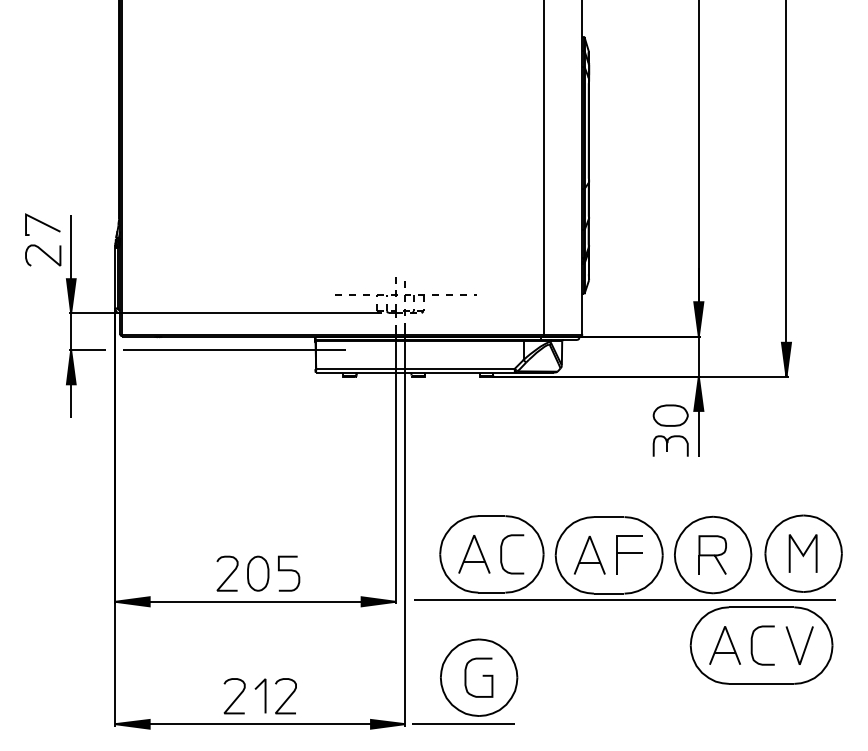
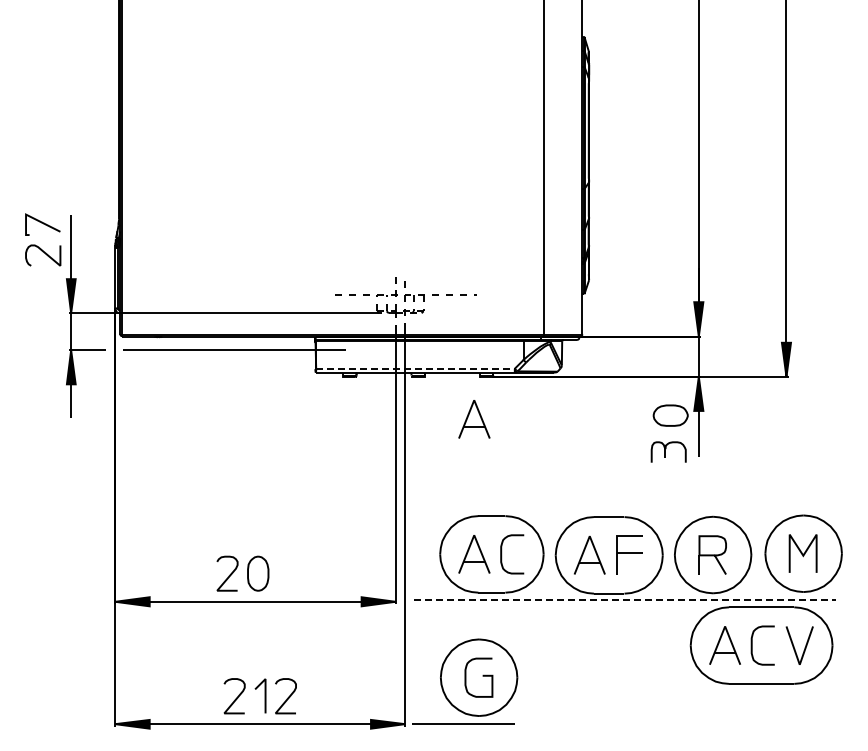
line: solid -> dashed (415, 368)
part: none -> present (474, 419)
part position: (670, 445) -> (668, 451) (668, 451)
curve: present -> none (289, 571)
line: solid -> dashed (625, 599)
